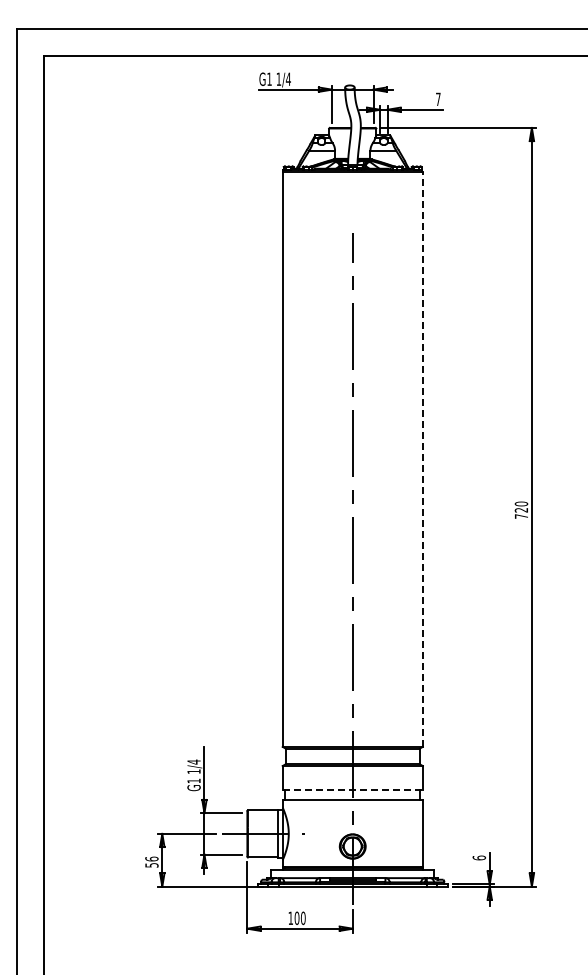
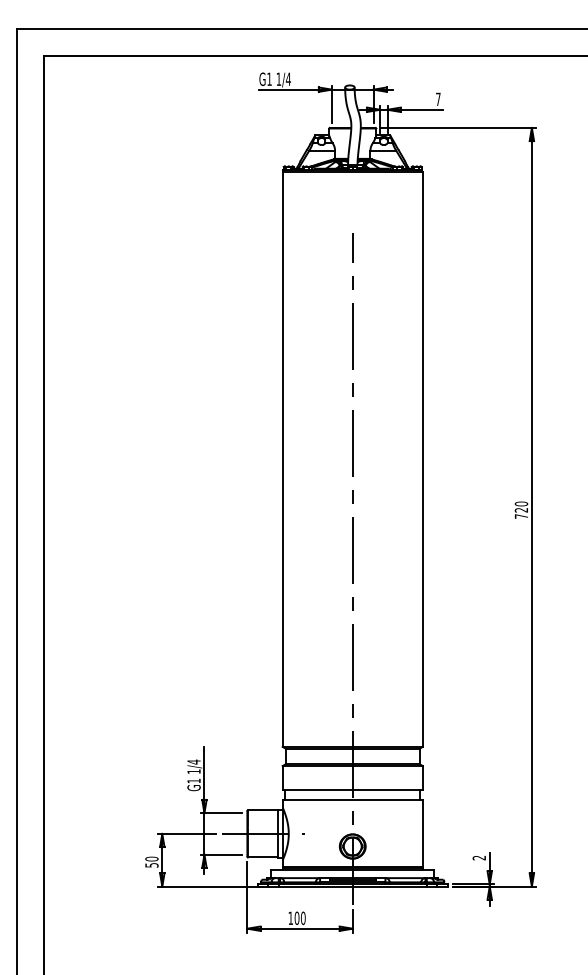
line: dashed -> solid (422, 459)
line: dashed -> solid (353, 789)
text: 6 -> 2 (479, 857)
text: 56 -> 50 (151, 858)
